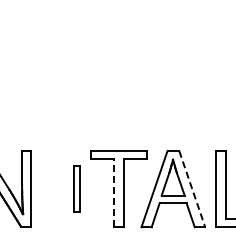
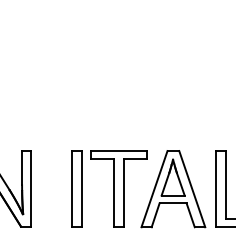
part size: 8x48 px -> 12x78 px (76, 188)
line: dashed -> solid (192, 189)
line: dashed -> solid (114, 193)
